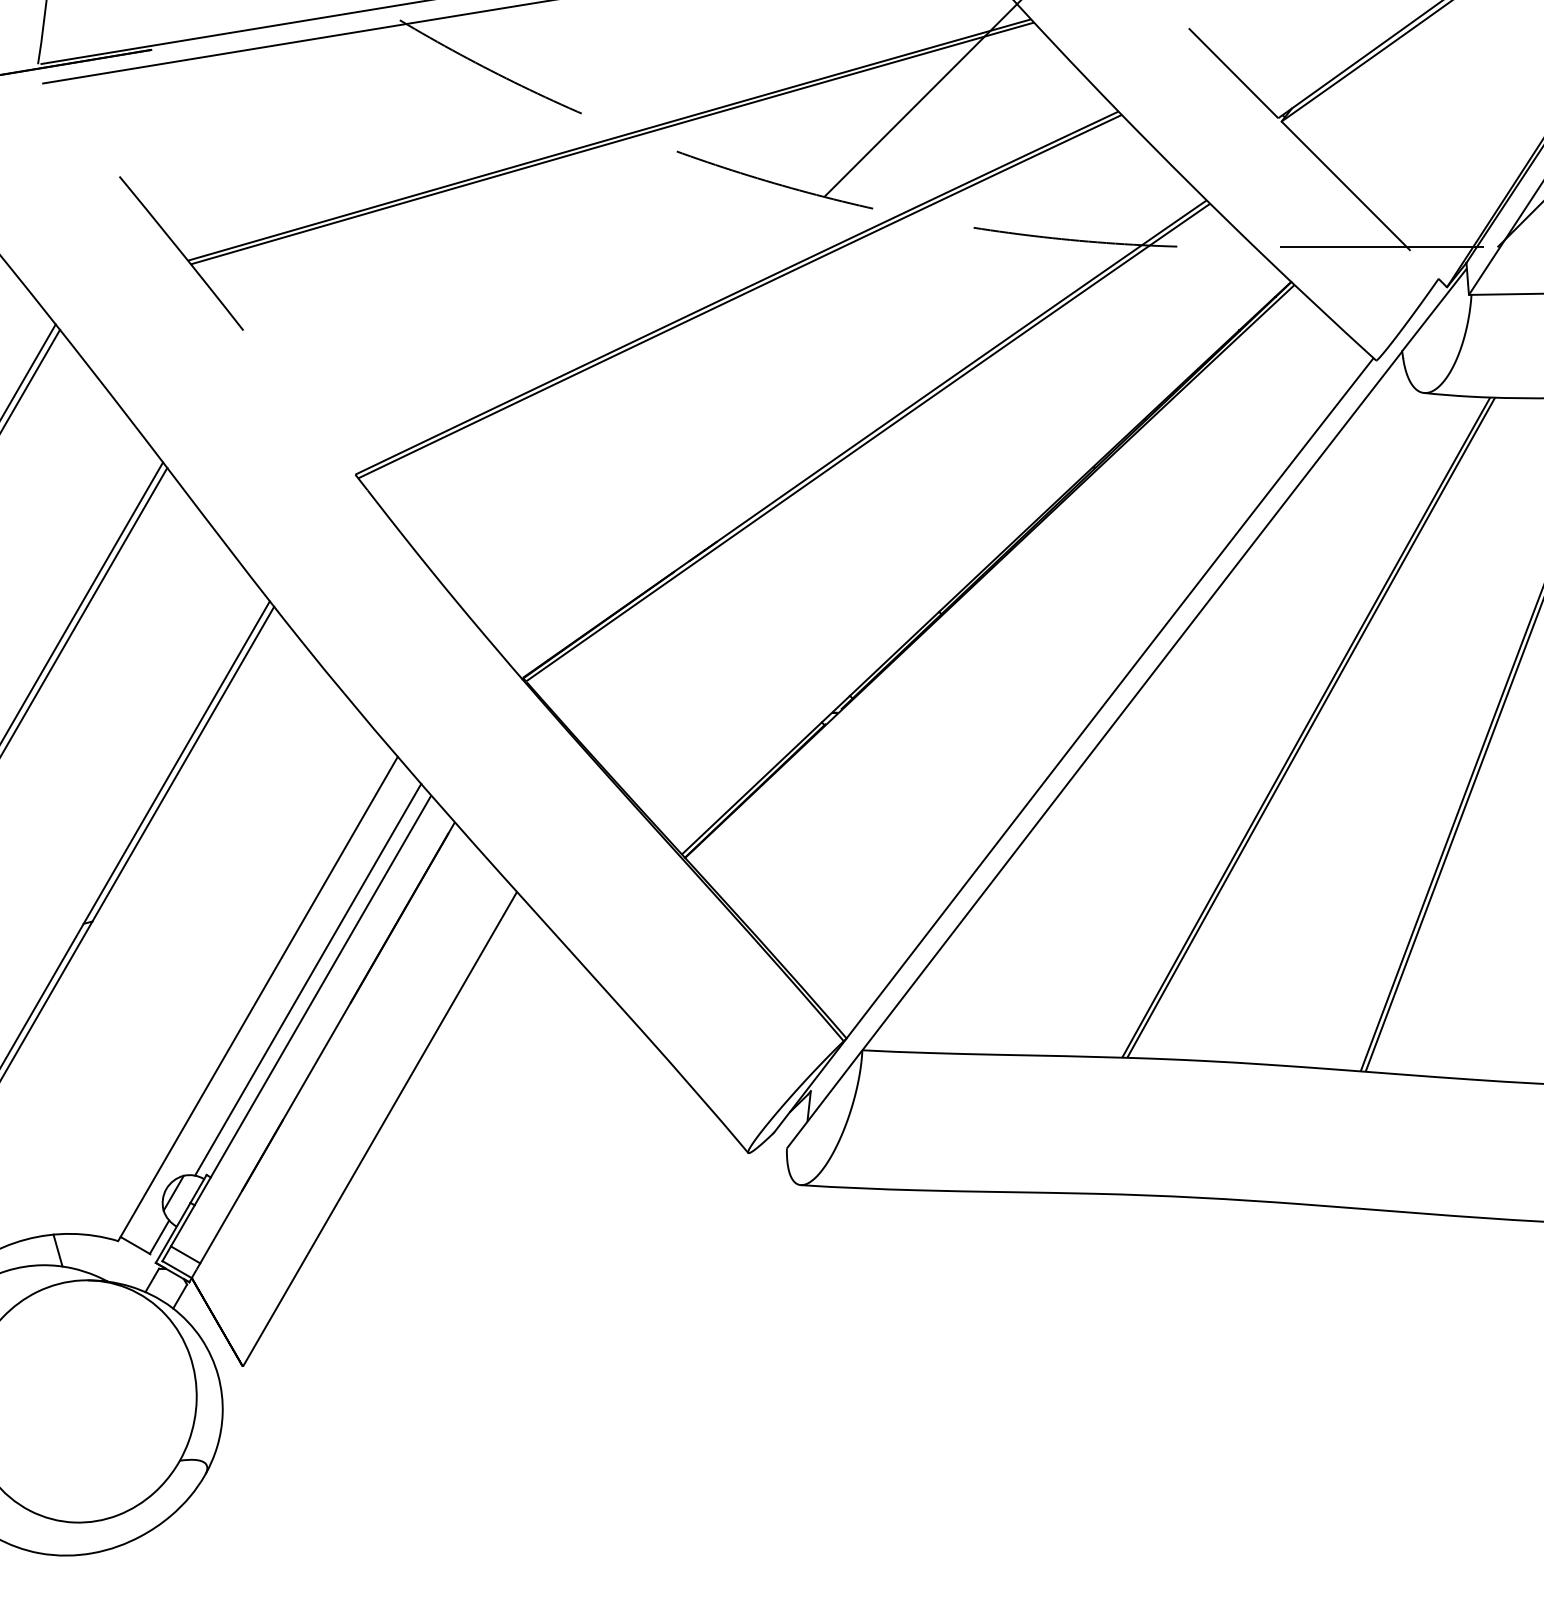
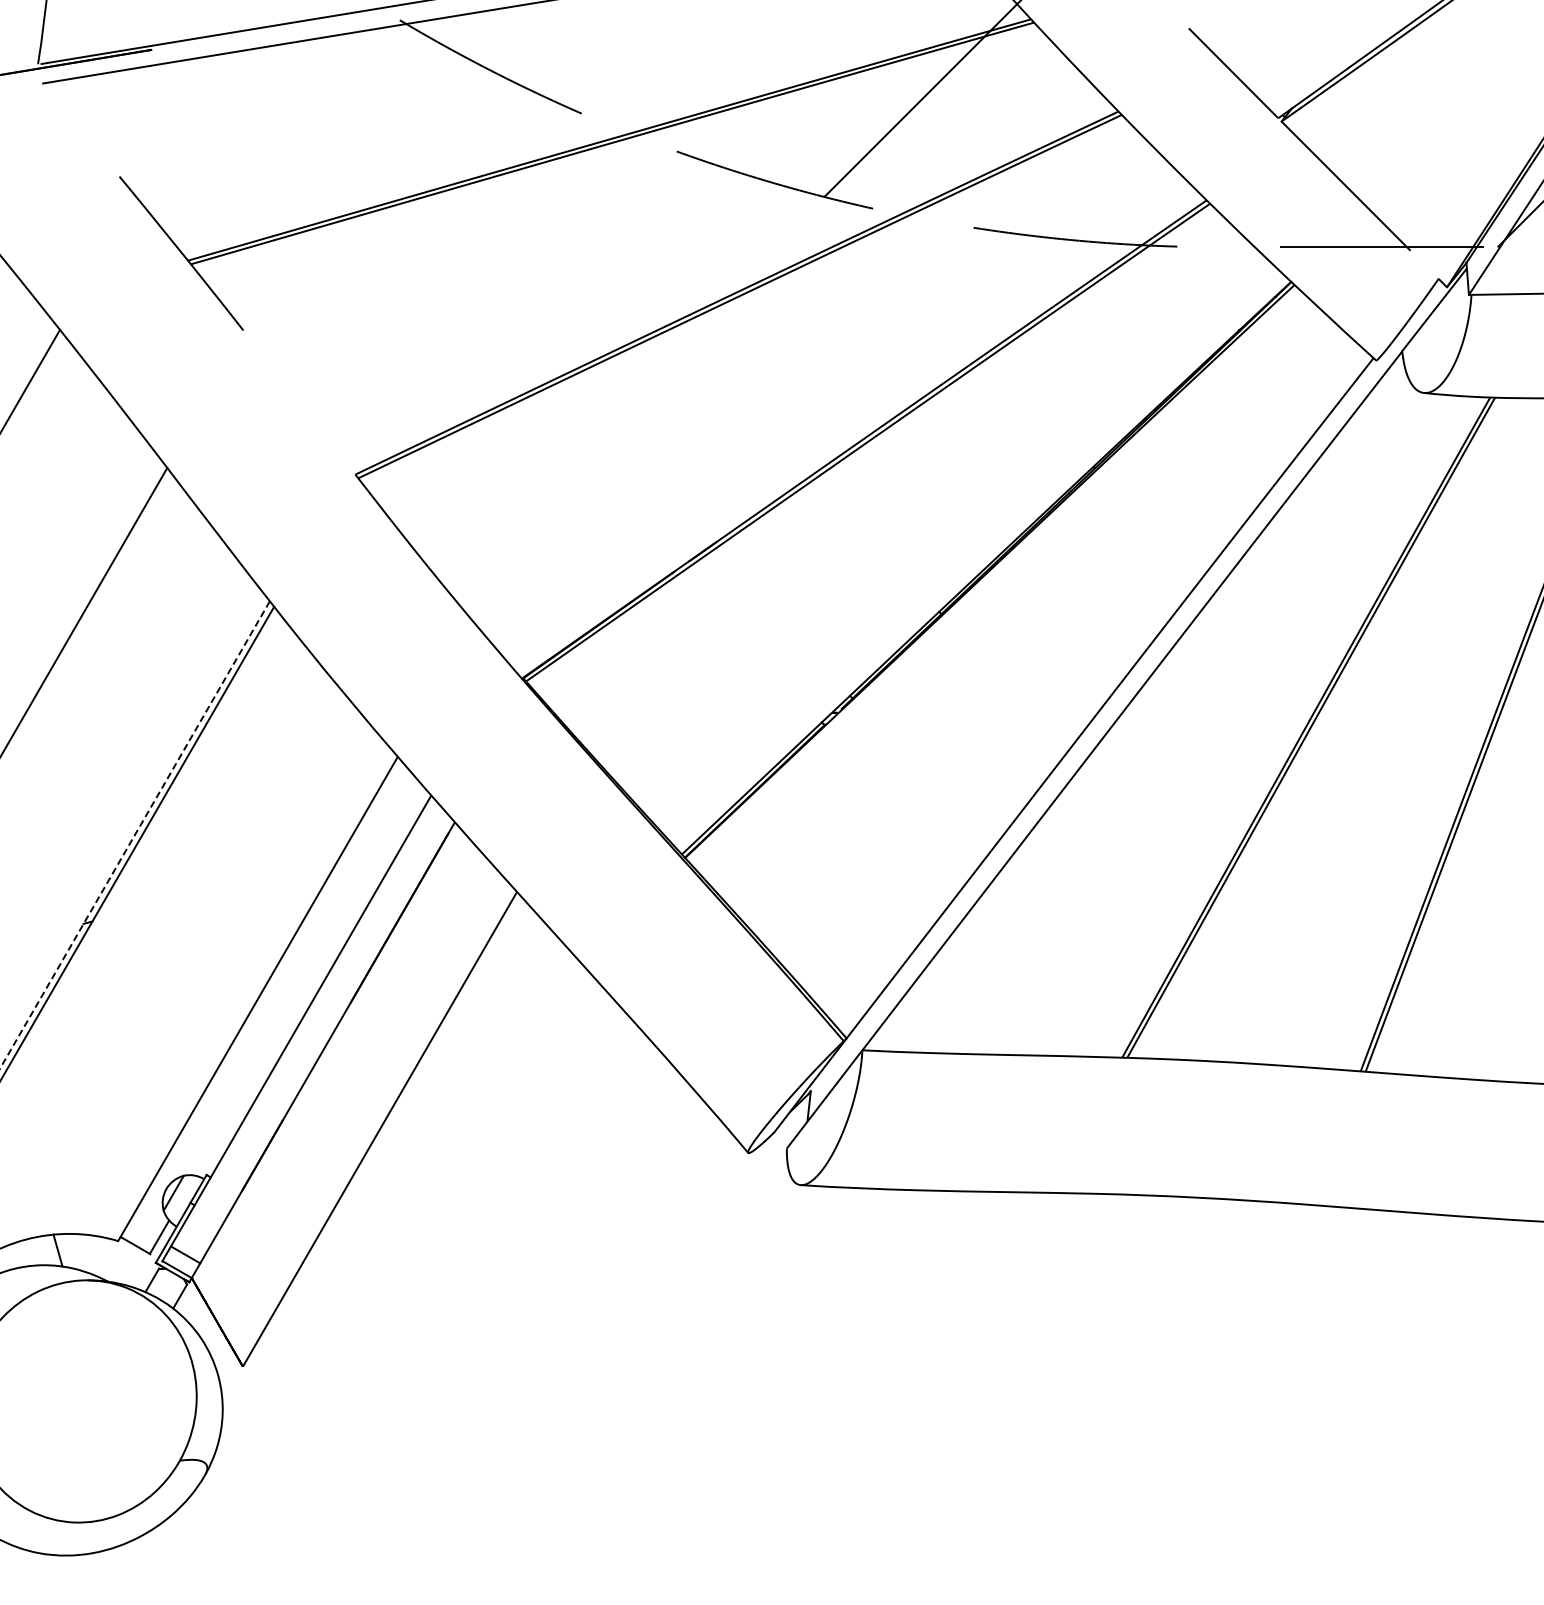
line: present -> none (28, 370)
line: present -> none (82, 601)
line: solid -> dashed (134, 835)
line: present -> none (308, 979)
